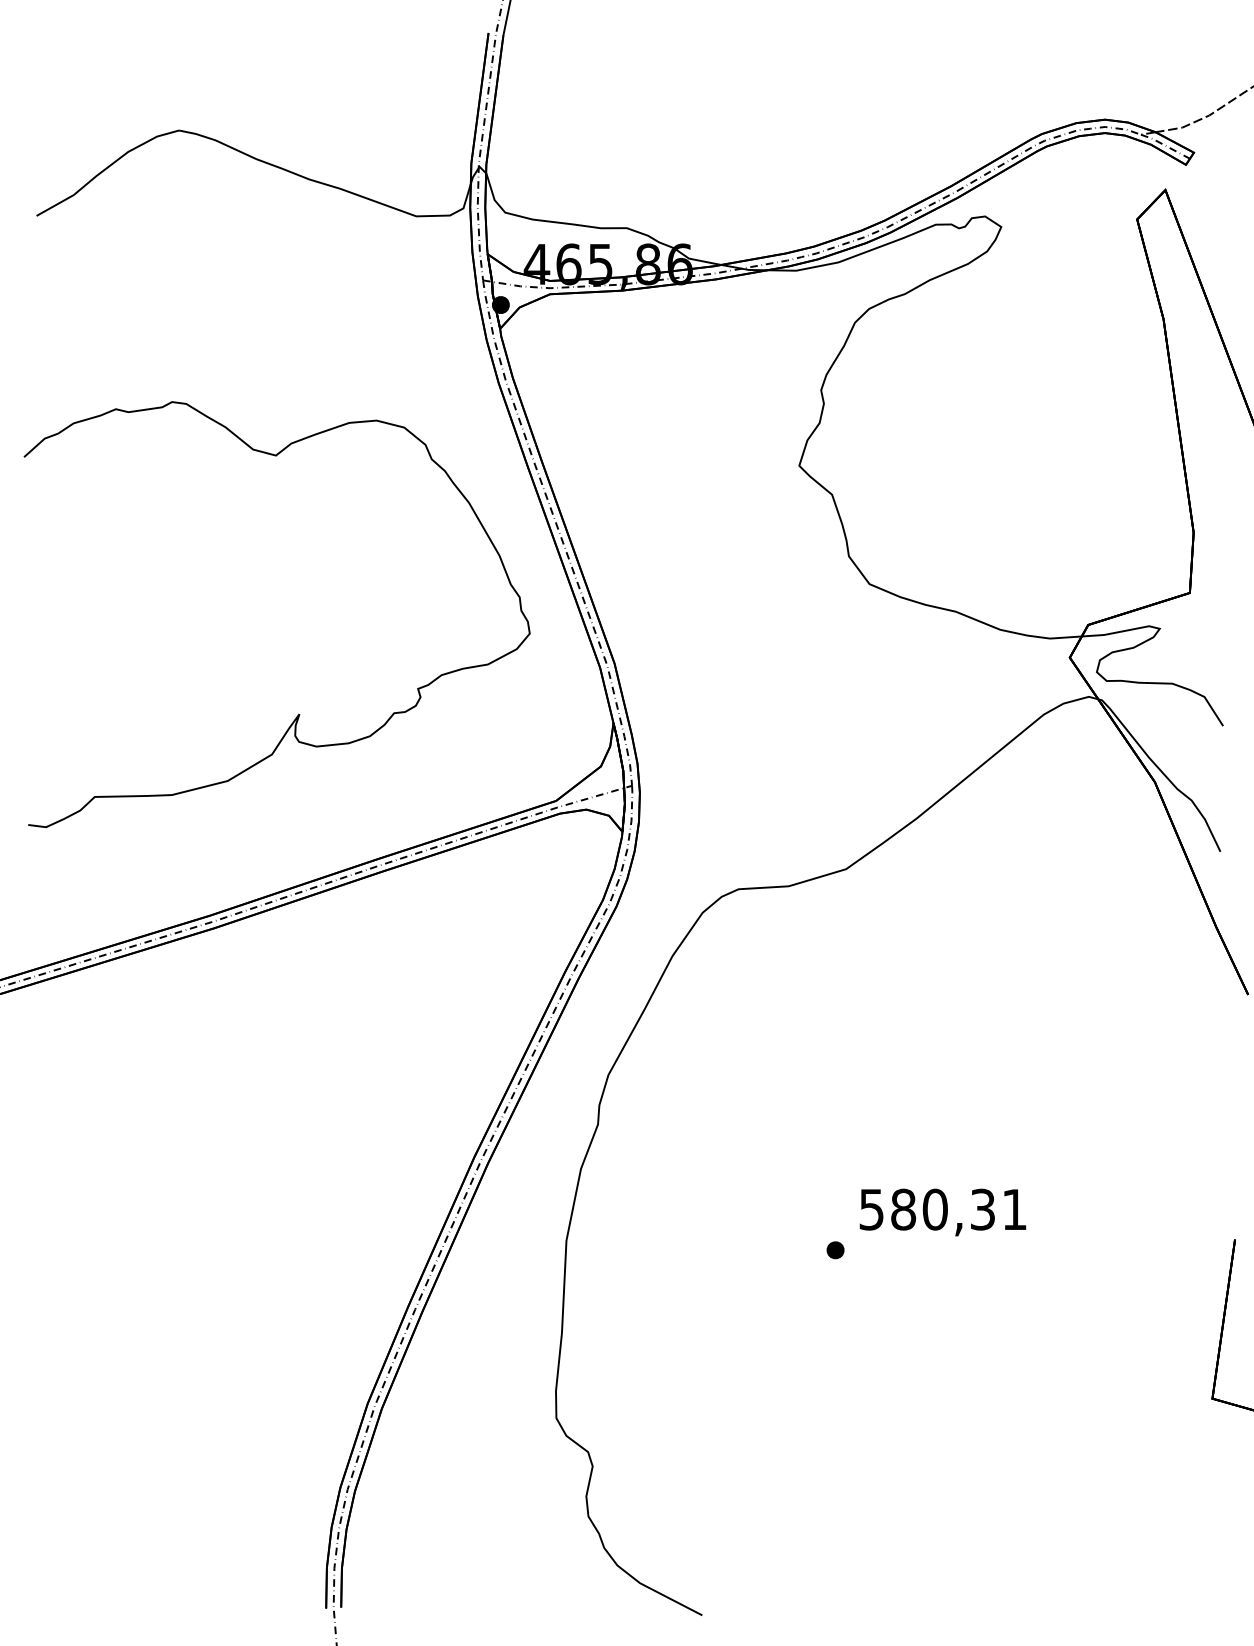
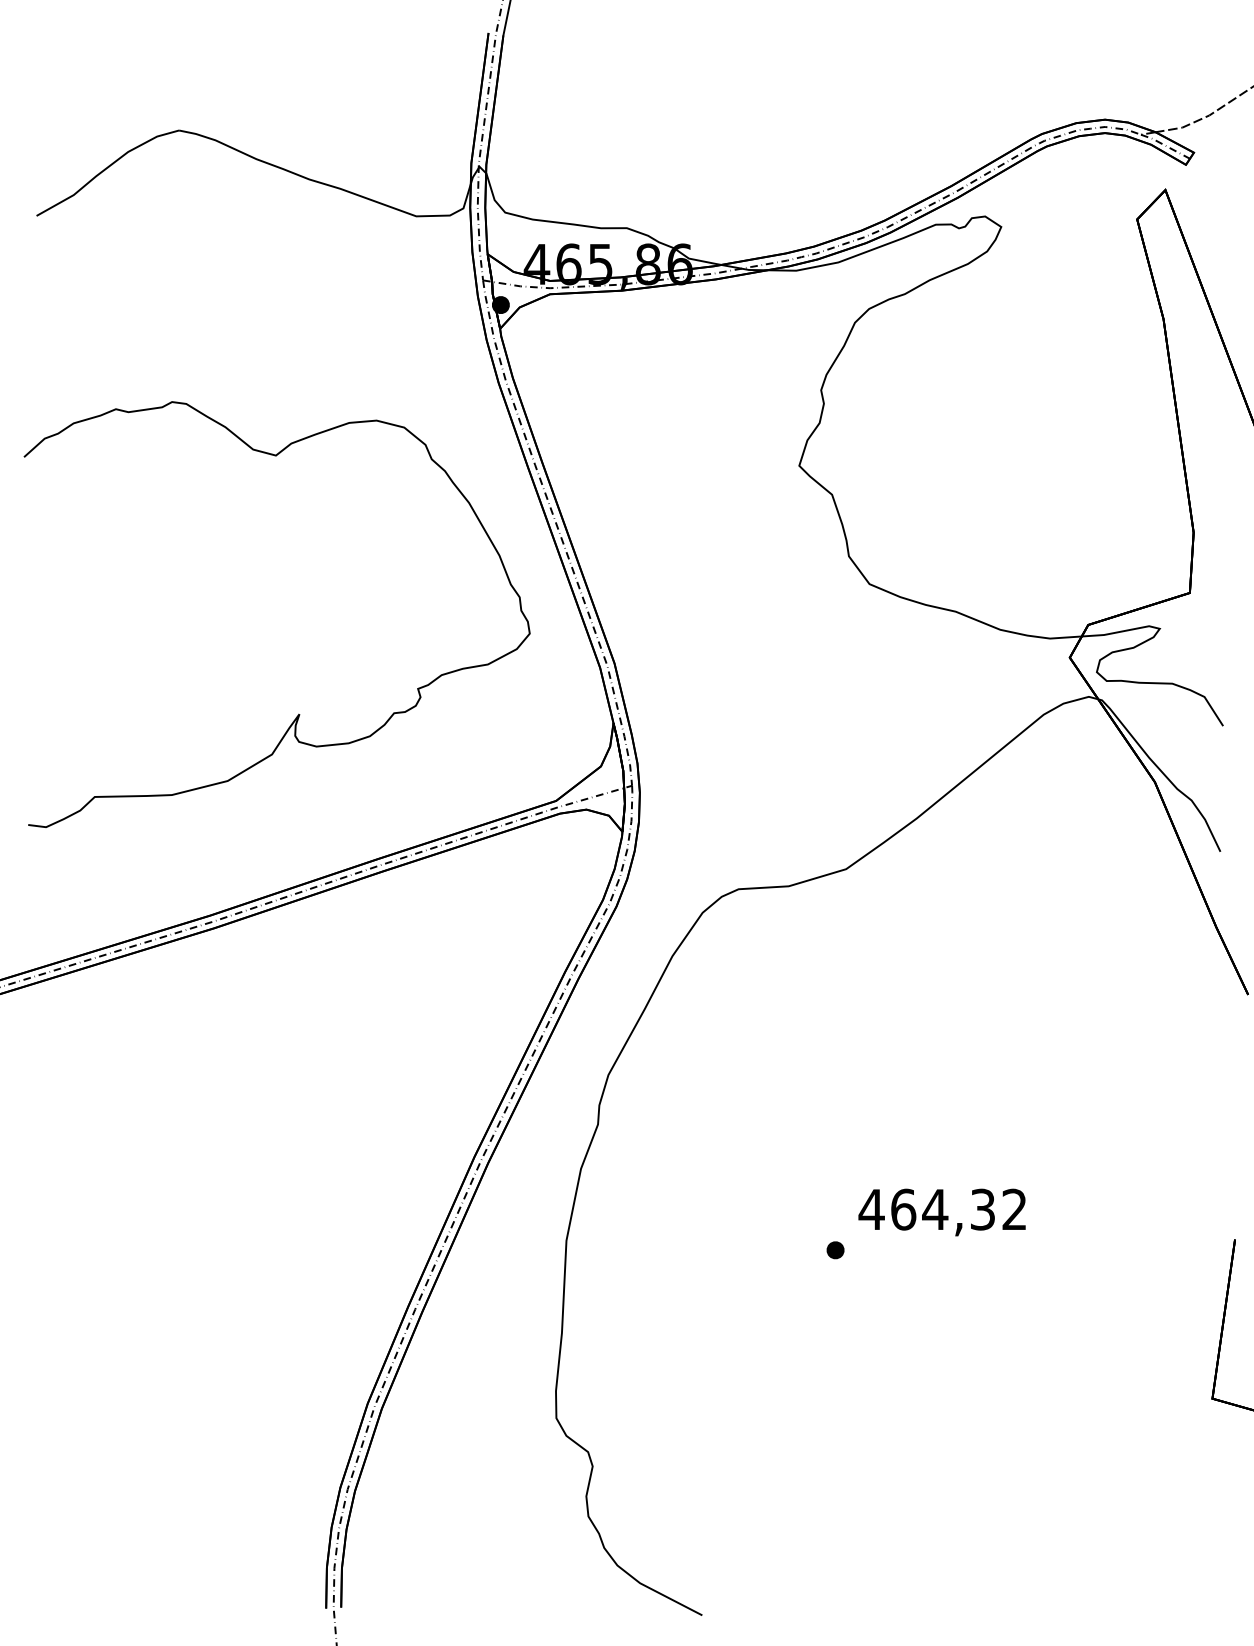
text: 580,31 -> 464,32 (942, 1209)
